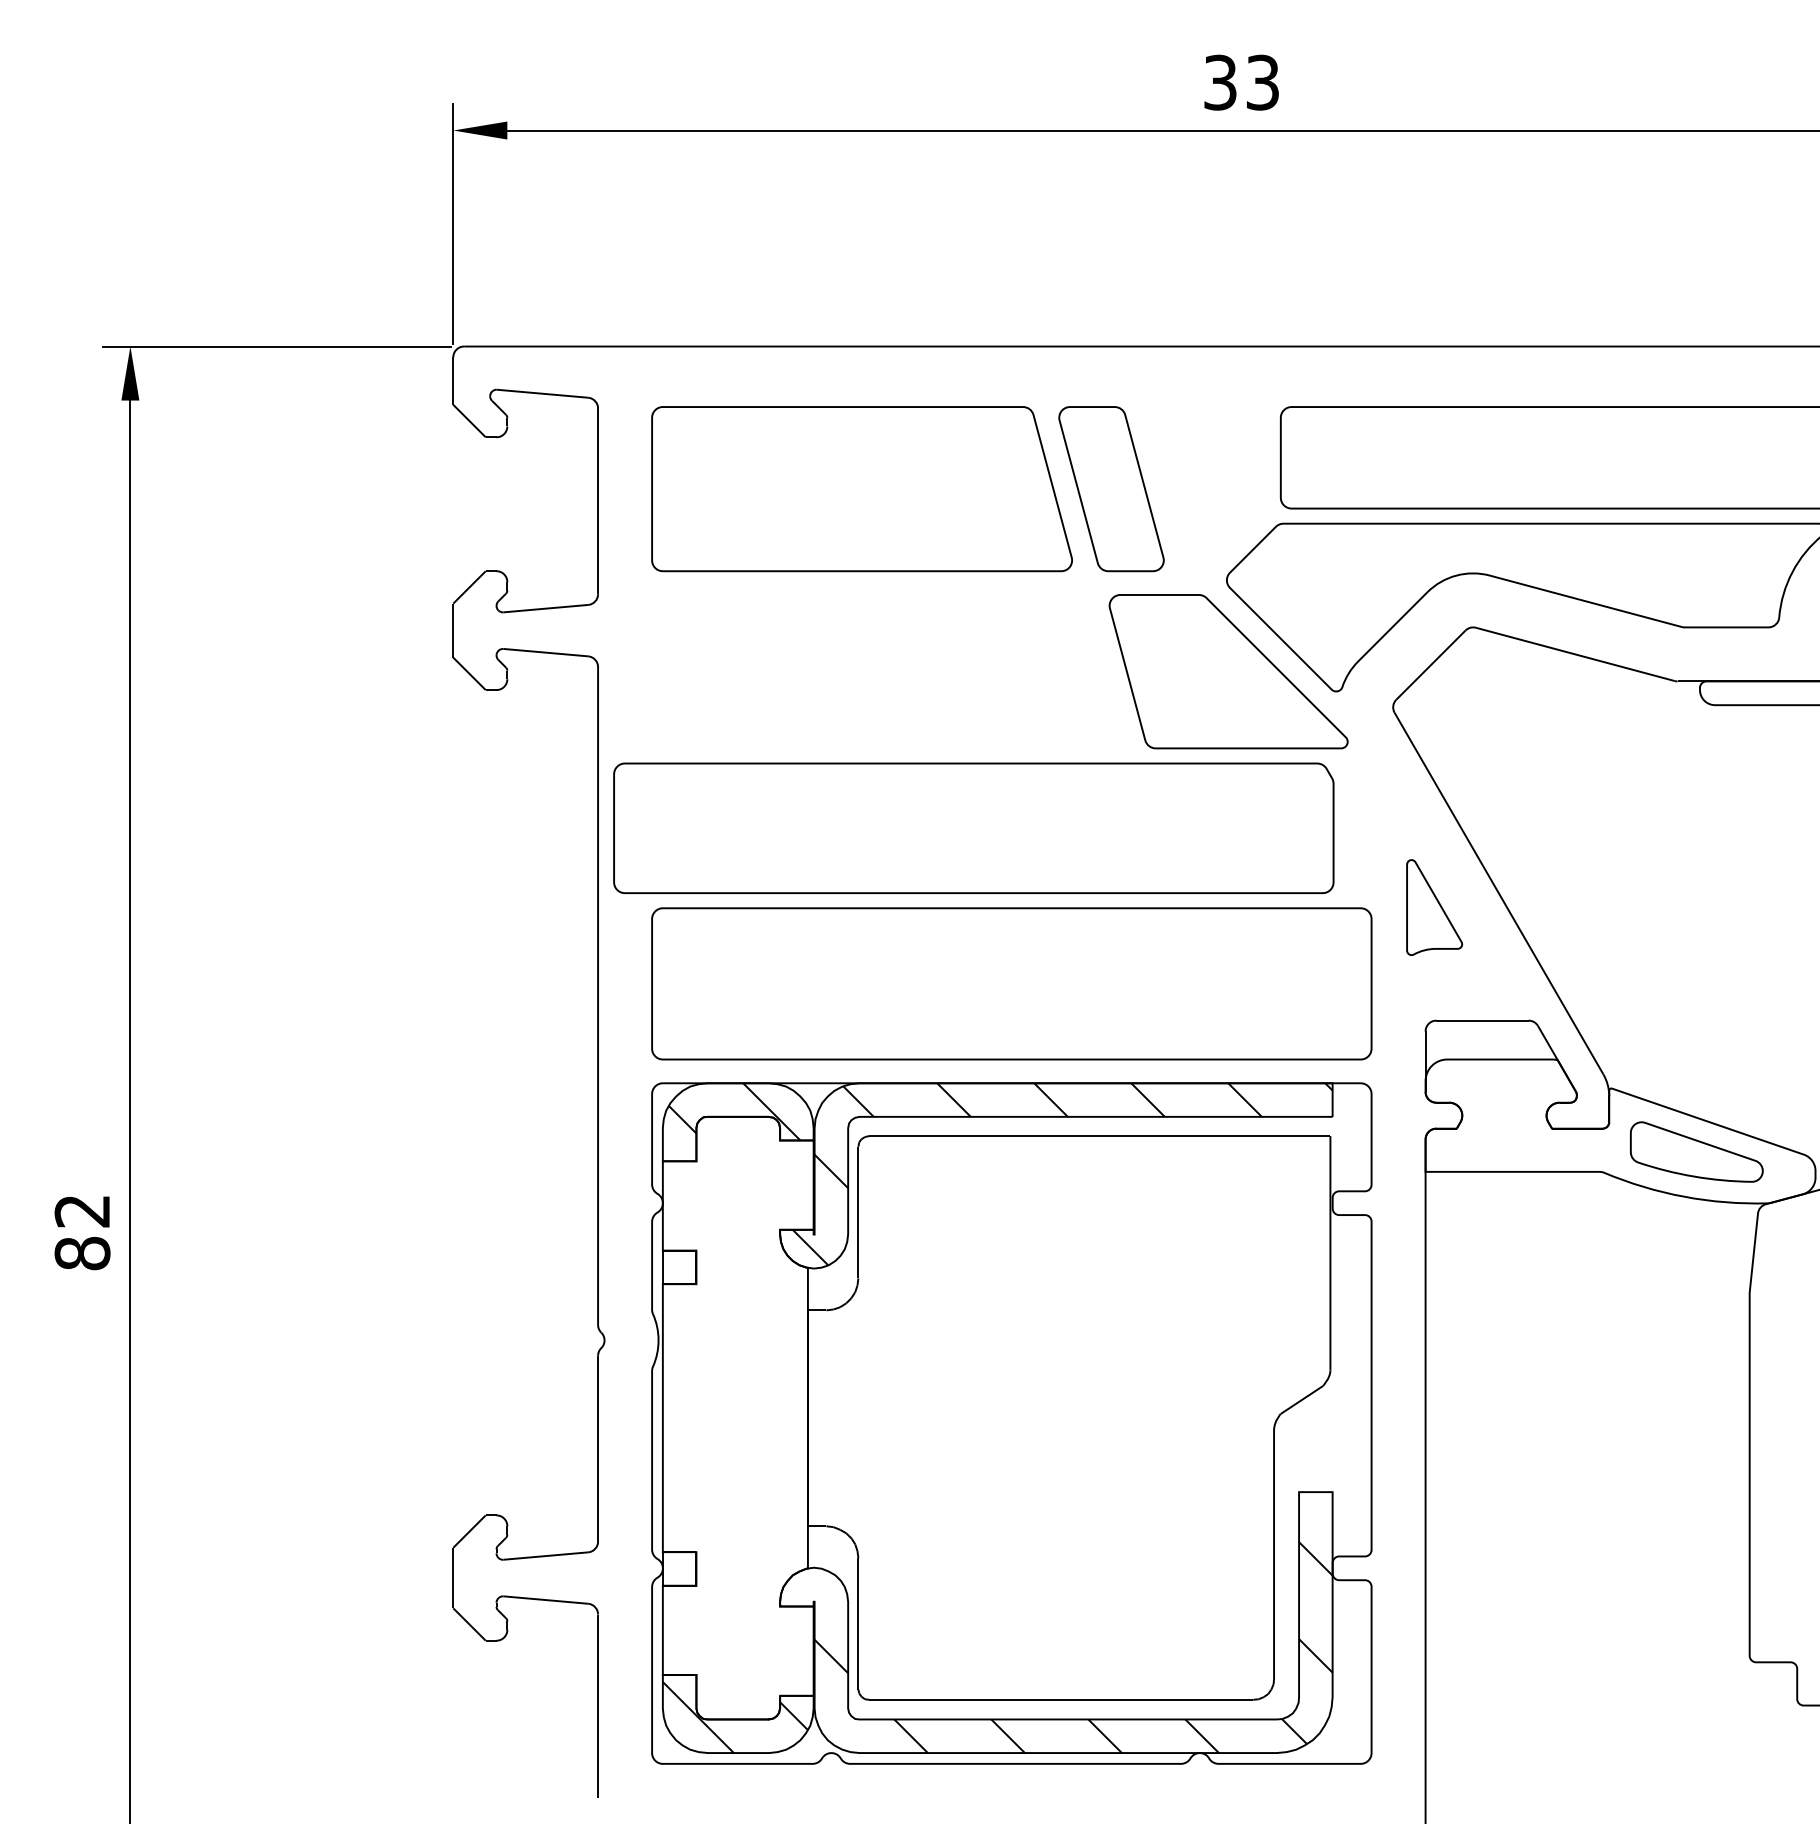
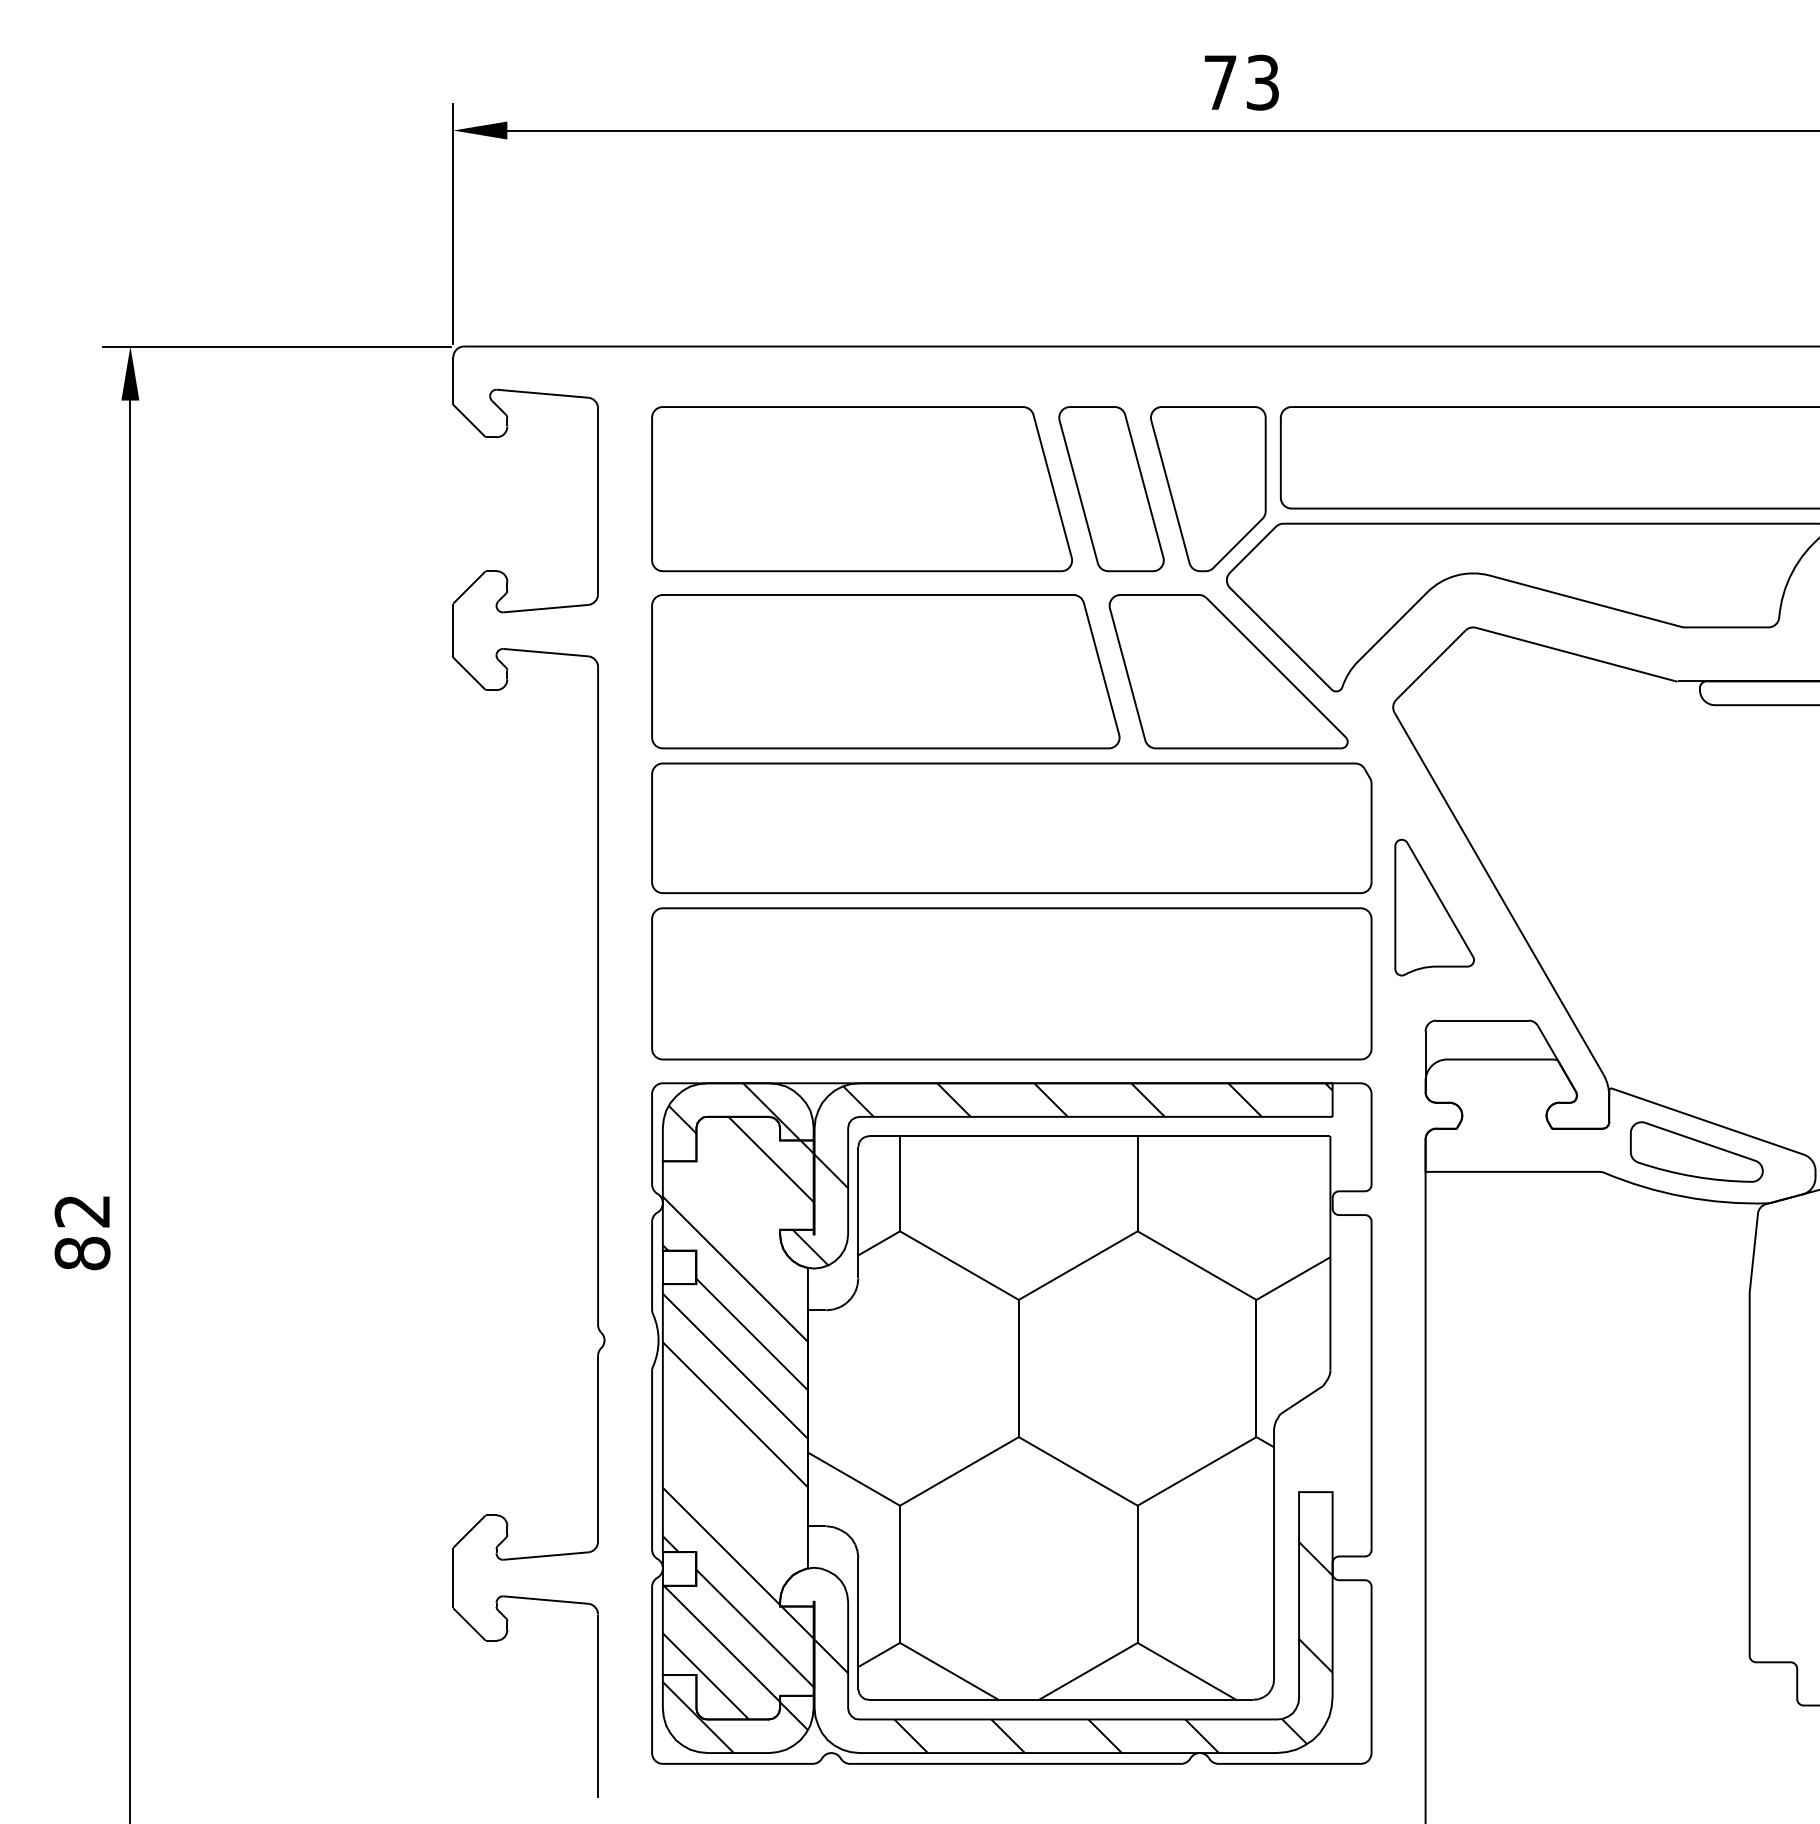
text: 33 -> 73 (1220, 82)
part: none -> present (1208, 489)
part: none -> present (885, 671)
part position: (973, 827) -> (1011, 827) (1011, 827)
part size: 58x97 px -> 81x139 px (1434, 907)
hatch: none -> present (737, 1417)
hatch: none -> present (1068, 1417)
